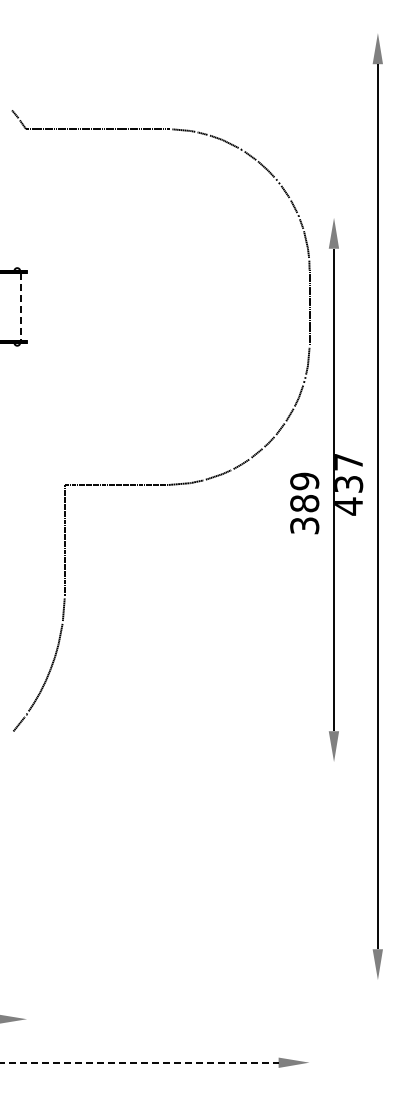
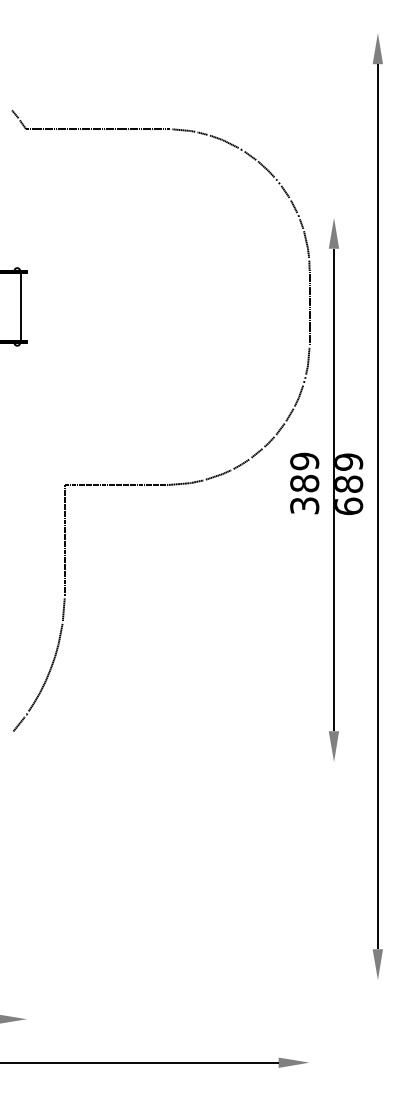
line: dashed -> solid (21, 307)
text: 437 -> 689 (349, 484)
text position: (304, 503) -> (304, 483) (304, 483)
line: dashed -> solid (139, 1062)
